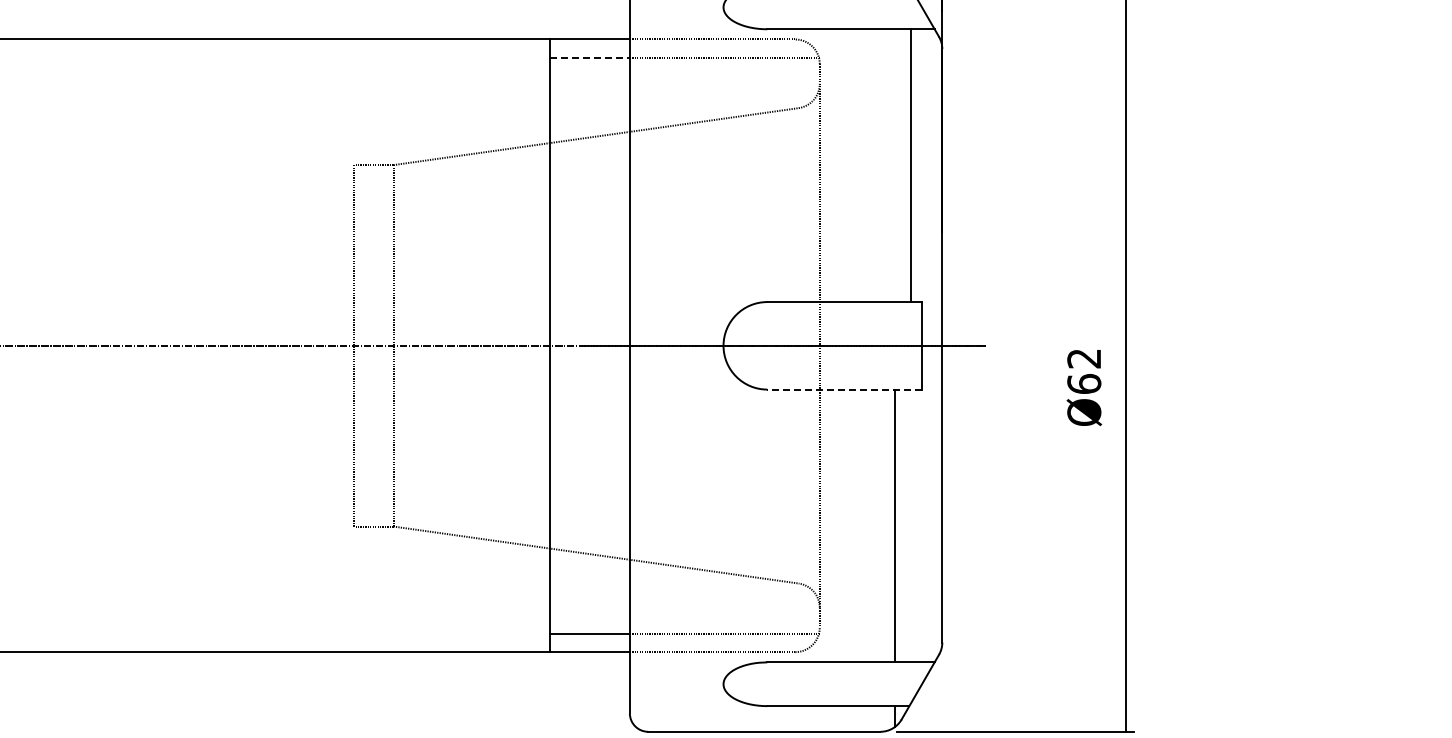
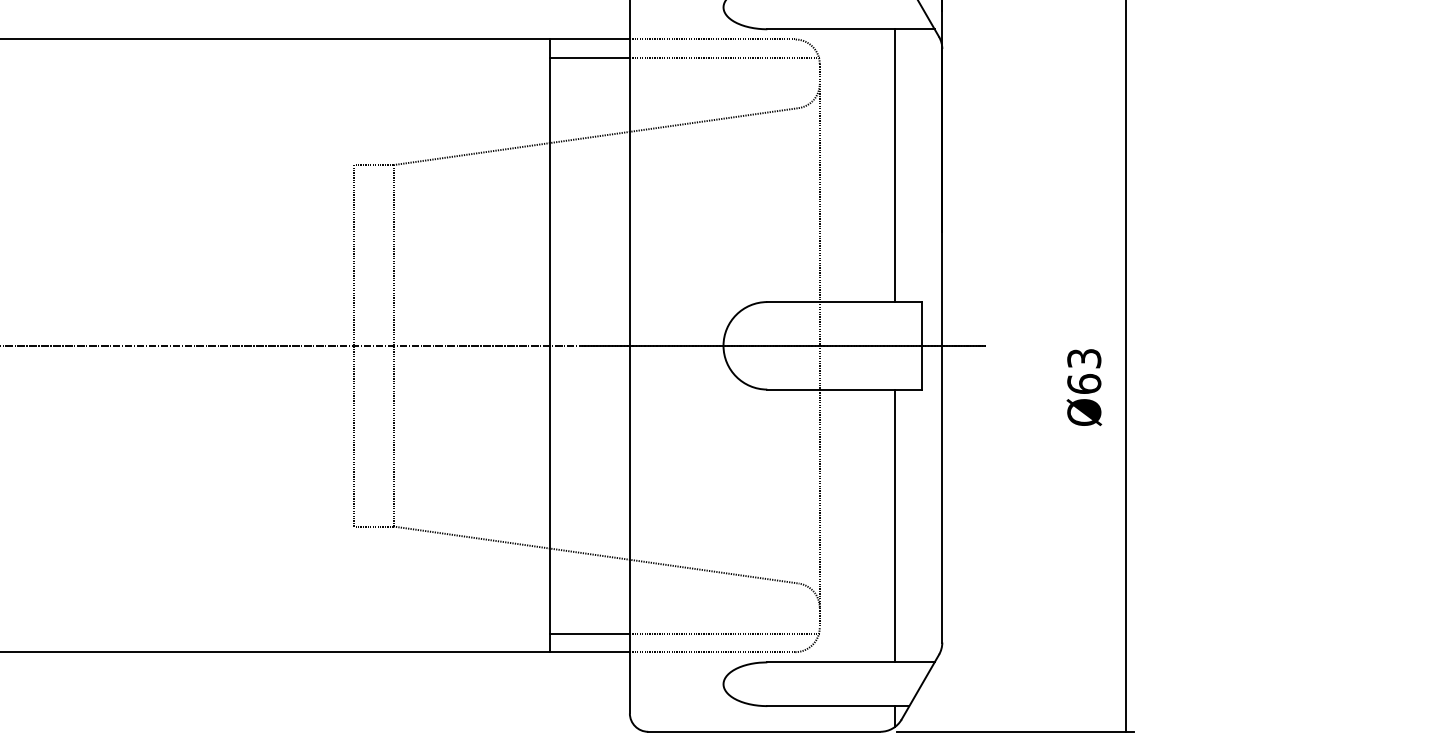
line: dashed -> solid (590, 57)
line position: (910, 165) -> (894, 165) (894, 165)
text: Ø62 -> Ø63 (1084, 358)
line: dashed -> solid (844, 389)
